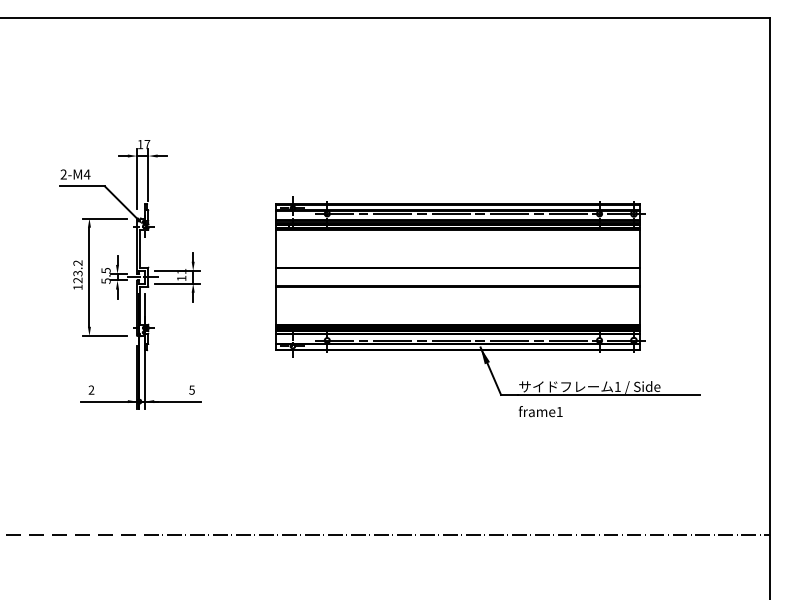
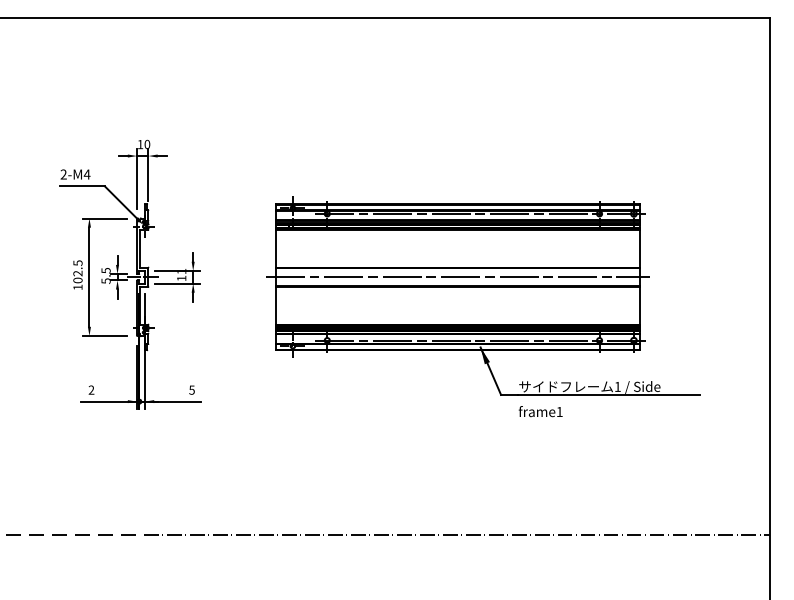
text: 17 -> 10 (147, 143)
text: 123.2 -> 102.5 (77, 271)
line: none -> present (457, 277)
